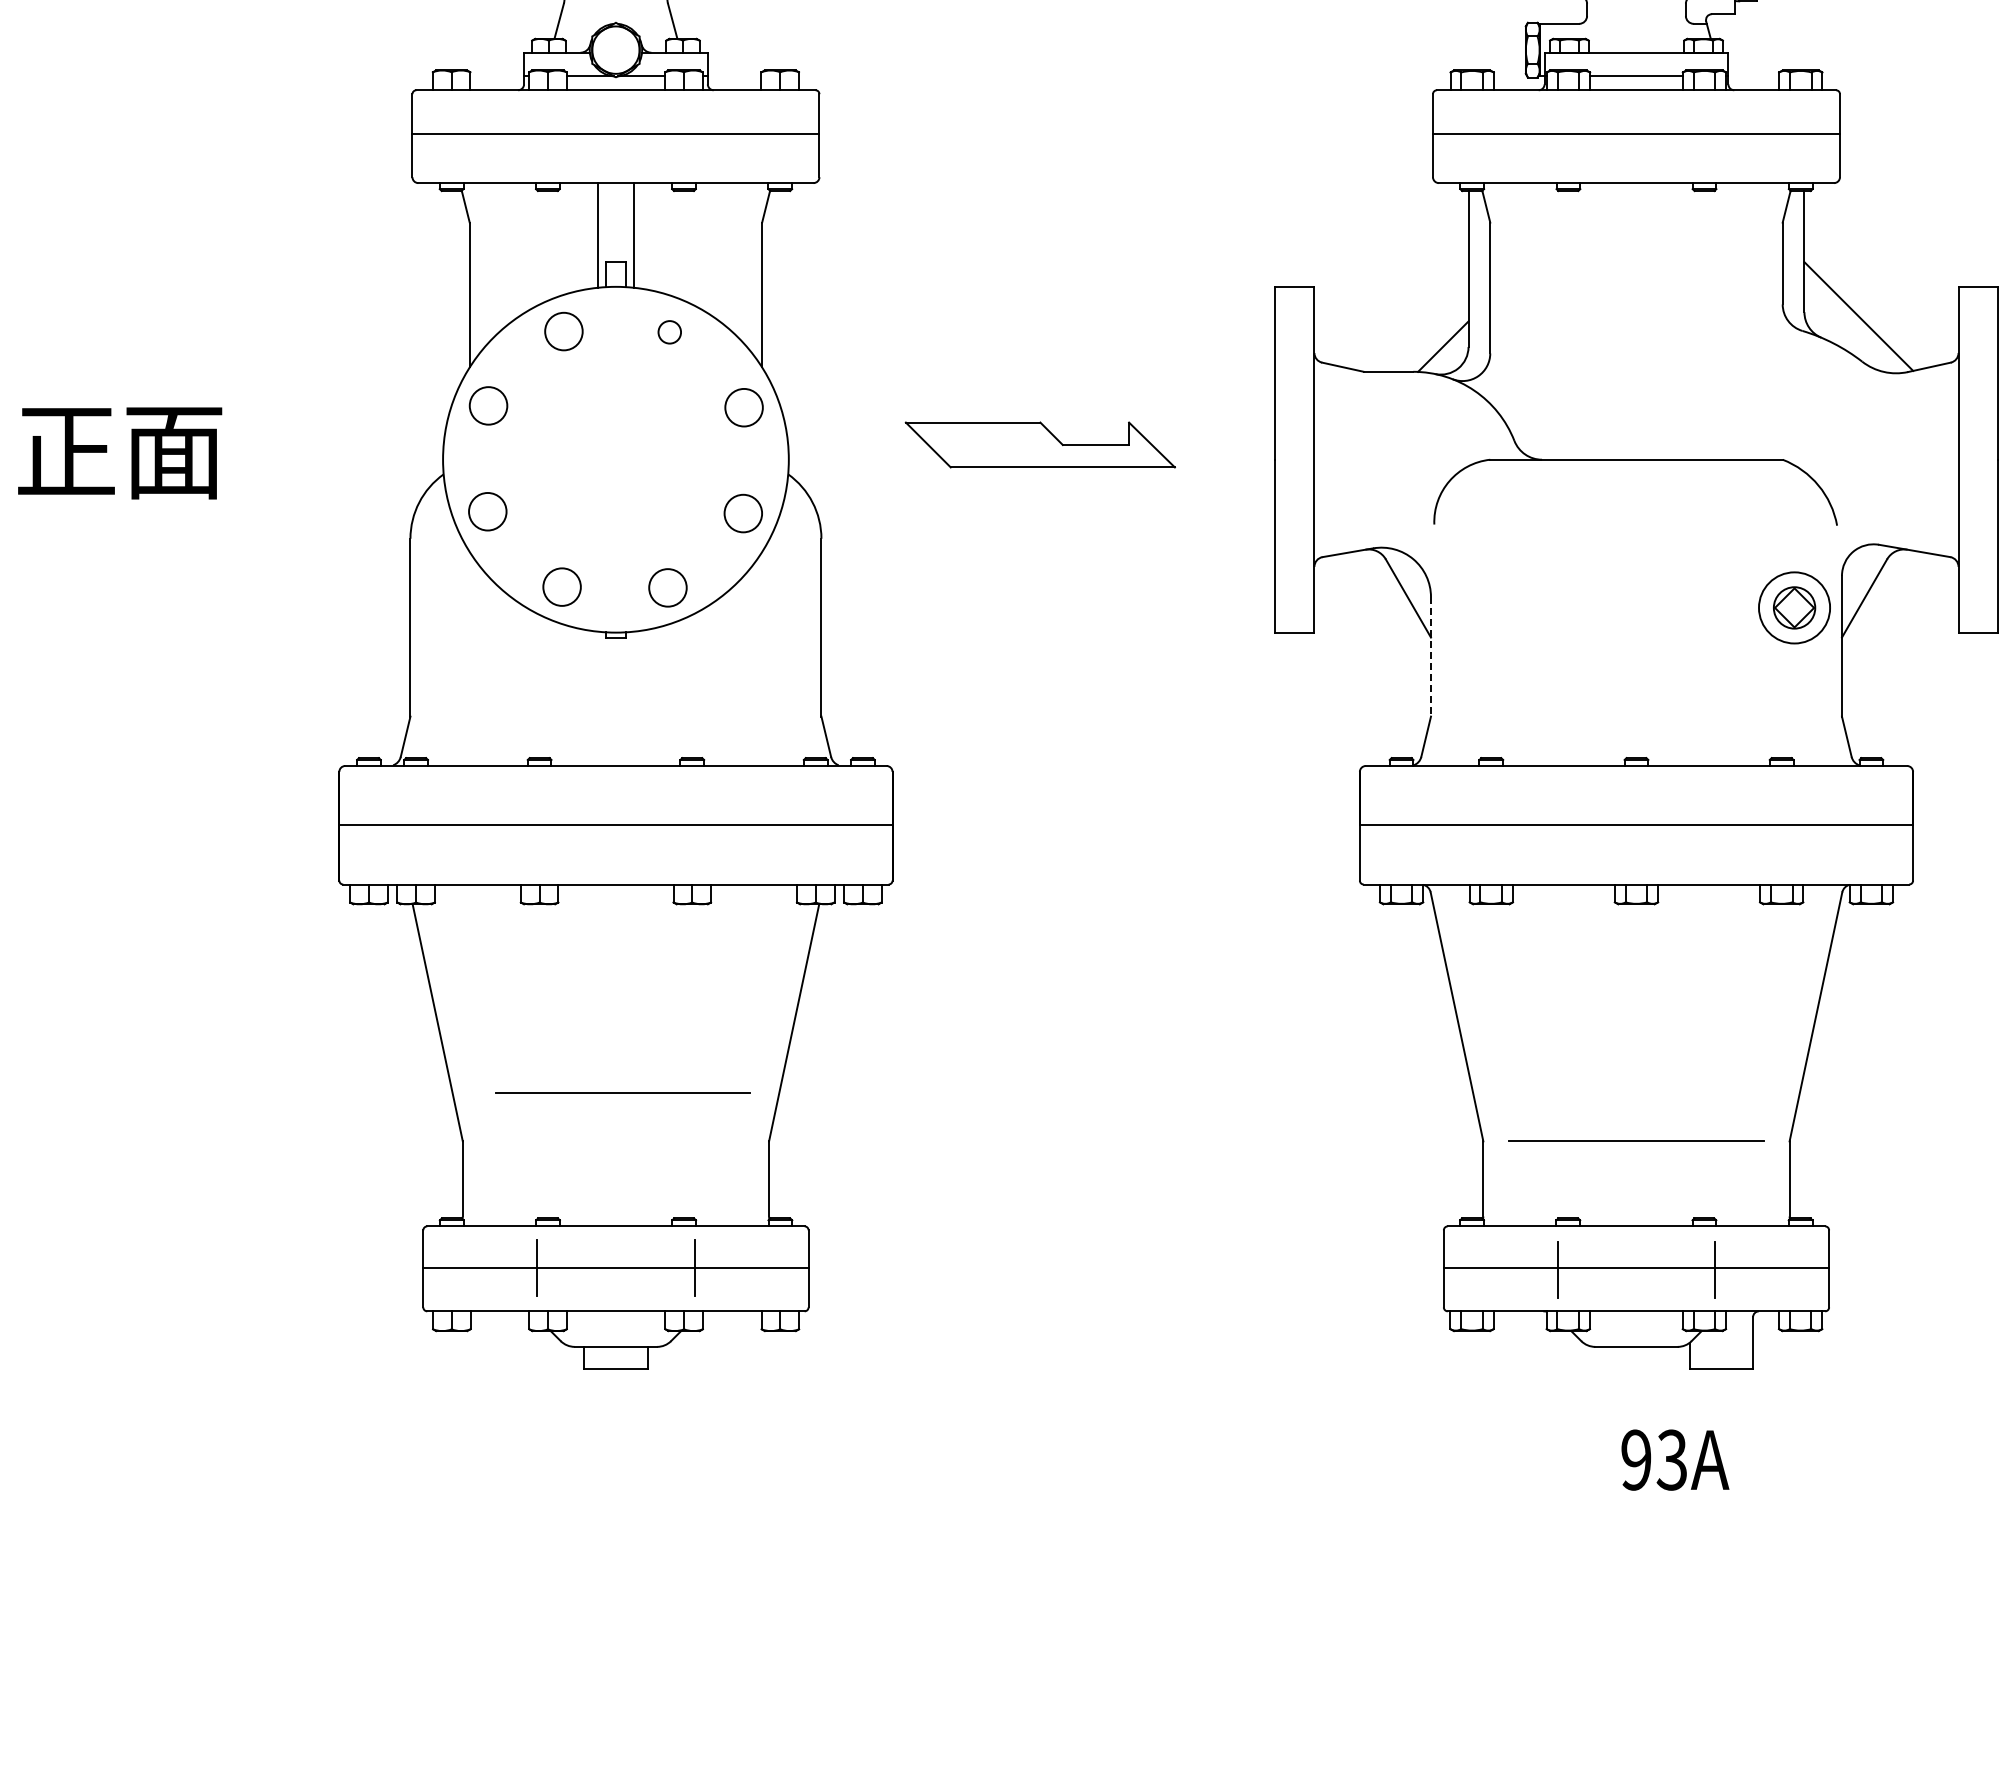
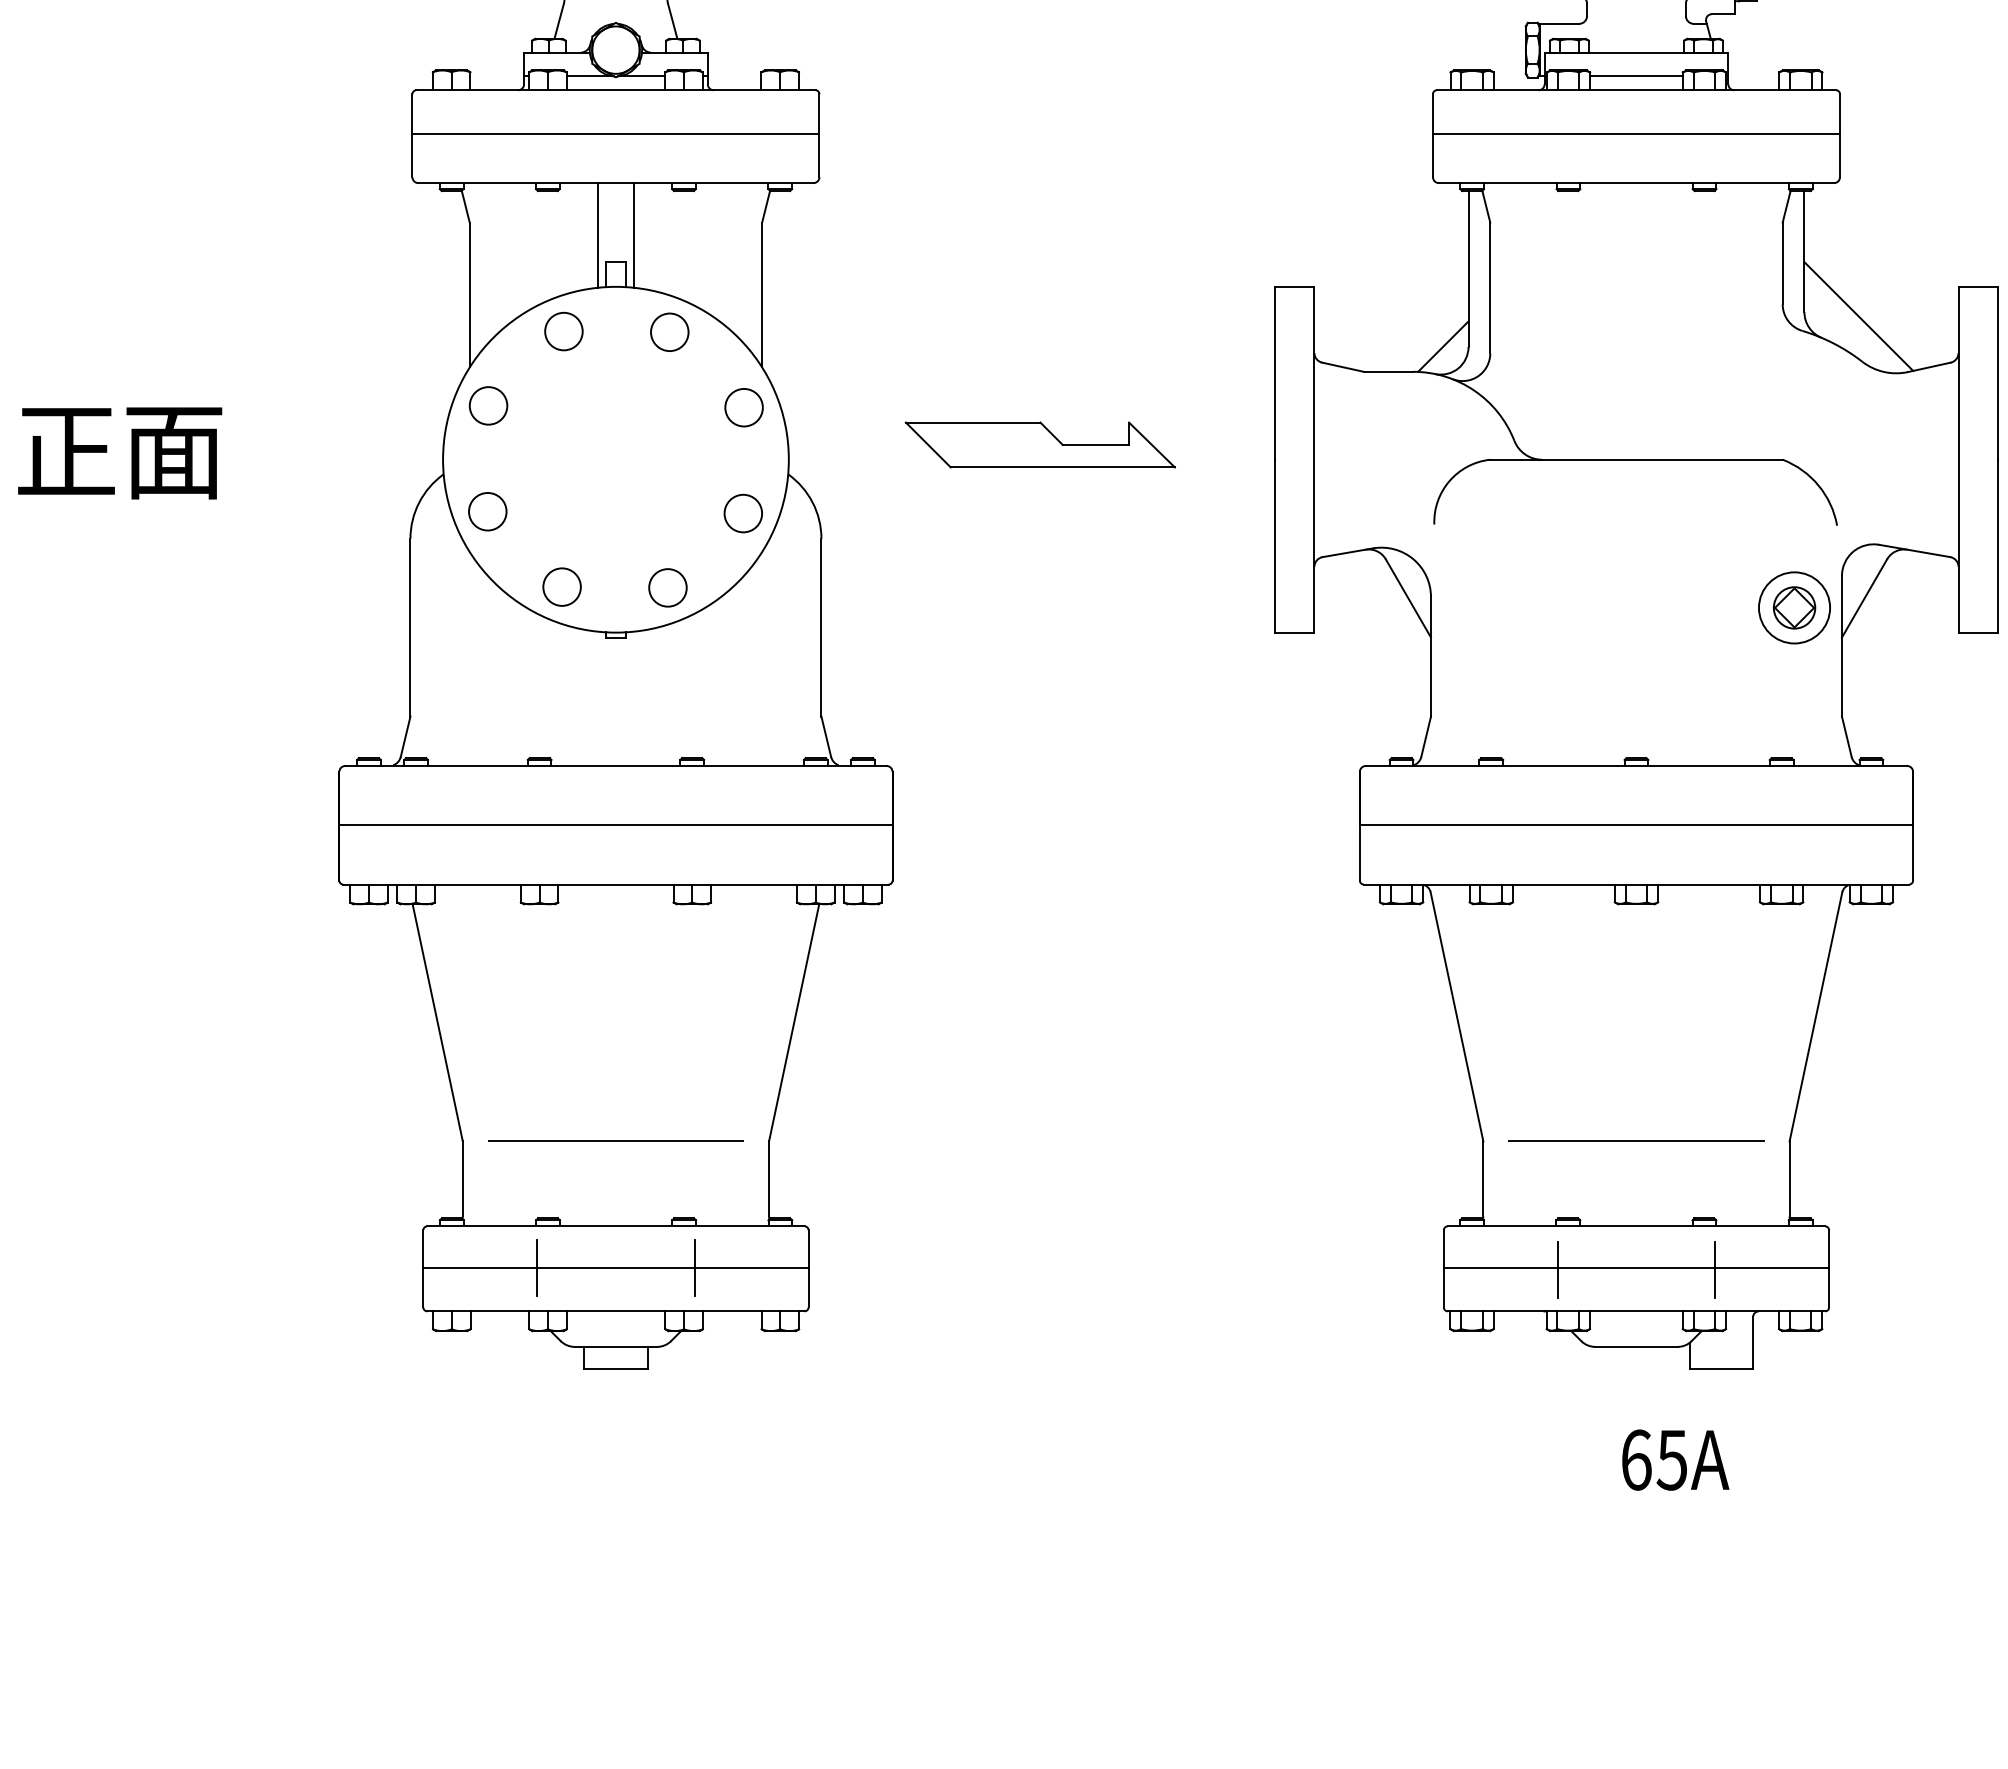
circle diameter: 23 px -> 38 px (669, 332)
line: dashed -> solid (1431, 656)
line position: (622, 1092) -> (615, 1140) (615, 1140)
text: 93A -> 65A (1653, 1459)
